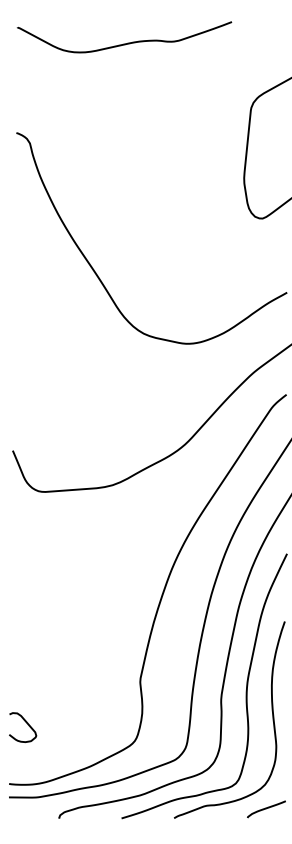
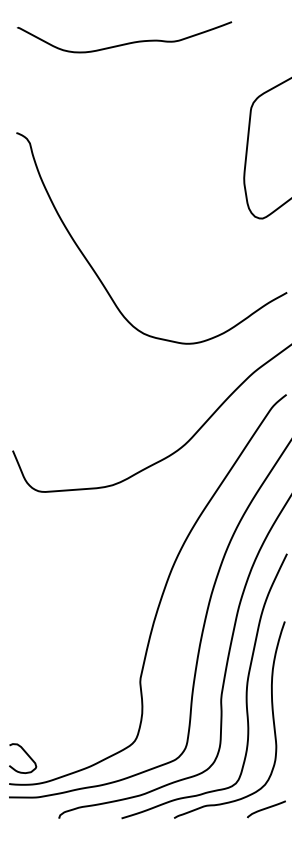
curve position: (26, 723) -> (26, 754) (26, 754)
